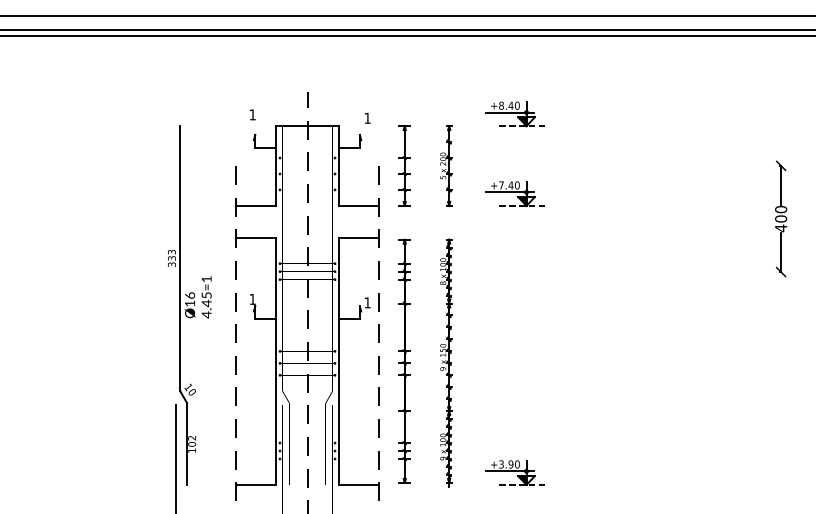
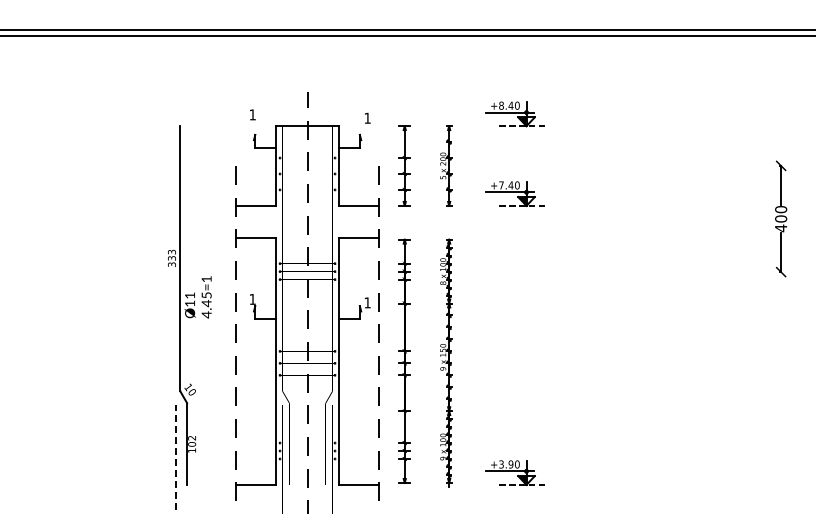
line: present -> none (407, 15)
text: Ø16 -> Ø11 (189, 295)
line: solid -> dashed (175, 459)
